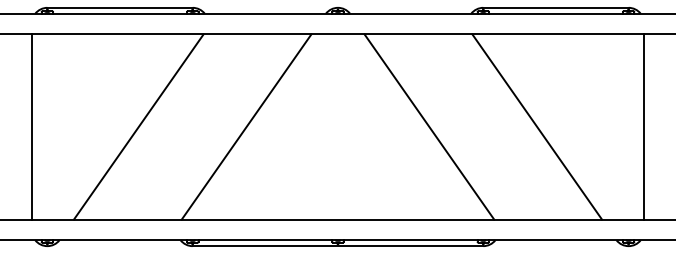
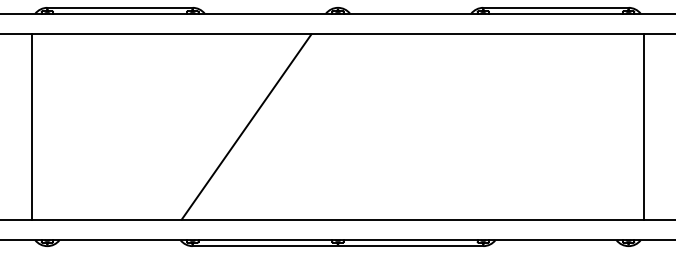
line: present -> none (138, 126)
line: present -> none (429, 126)
line: present -> none (537, 126)
